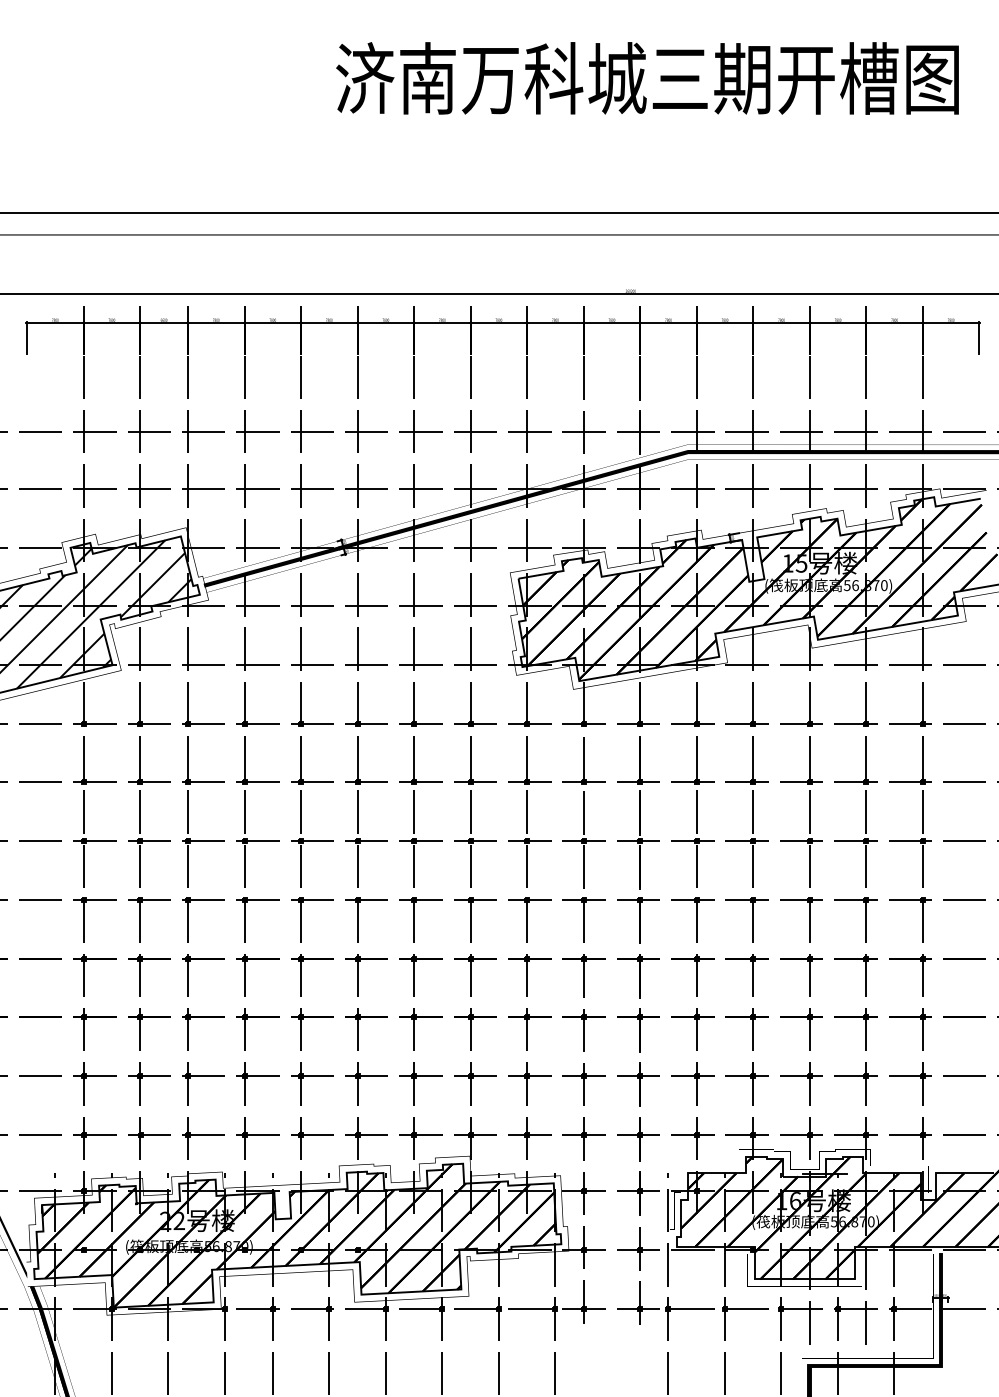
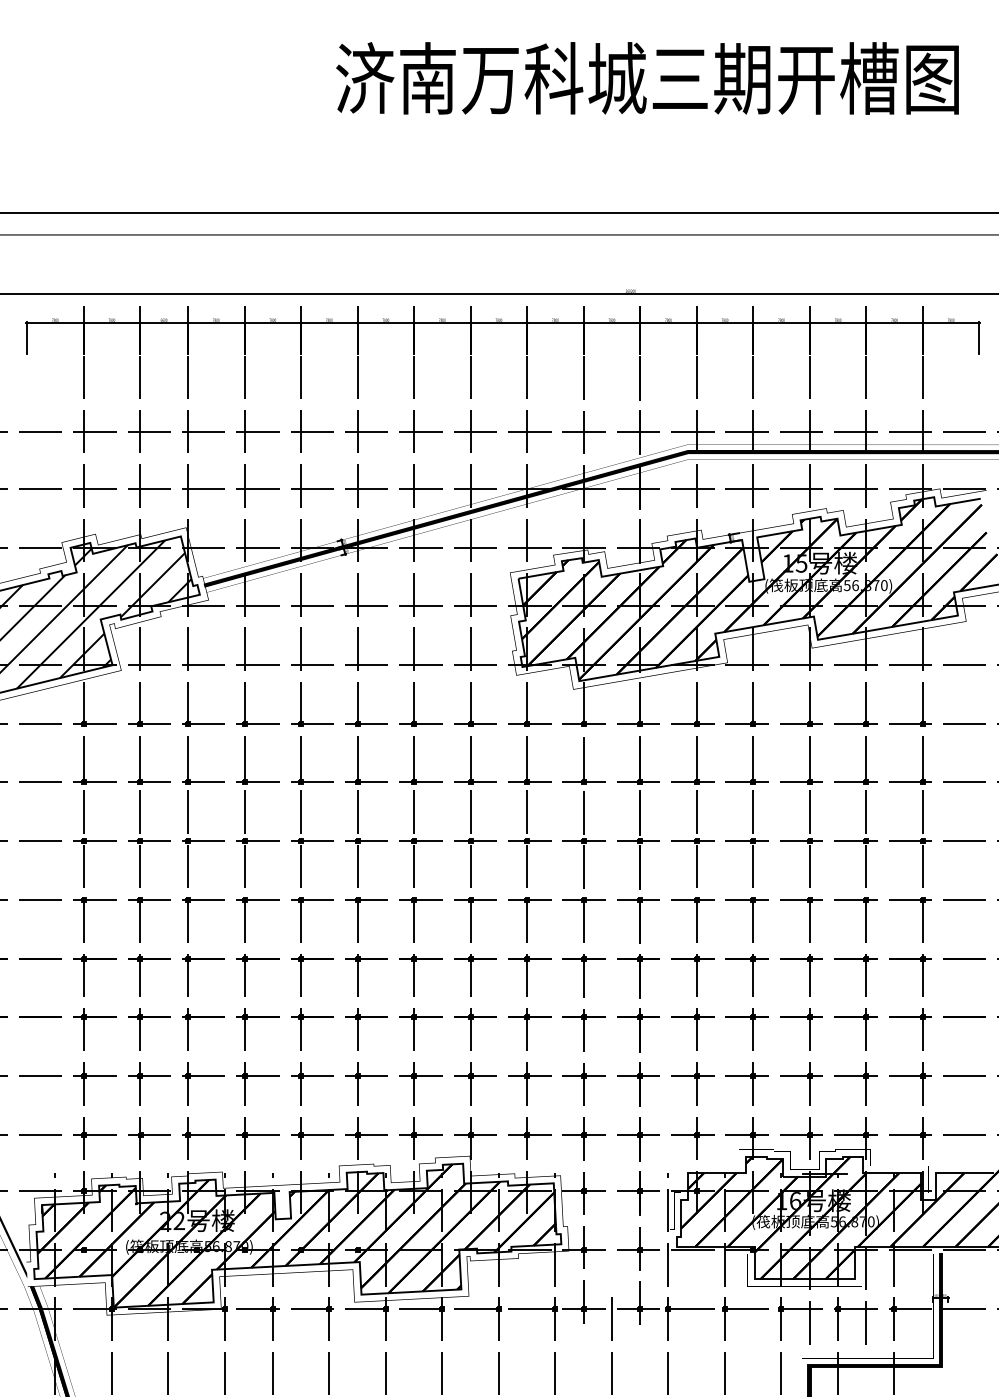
line: none -> present (611, 1344)
